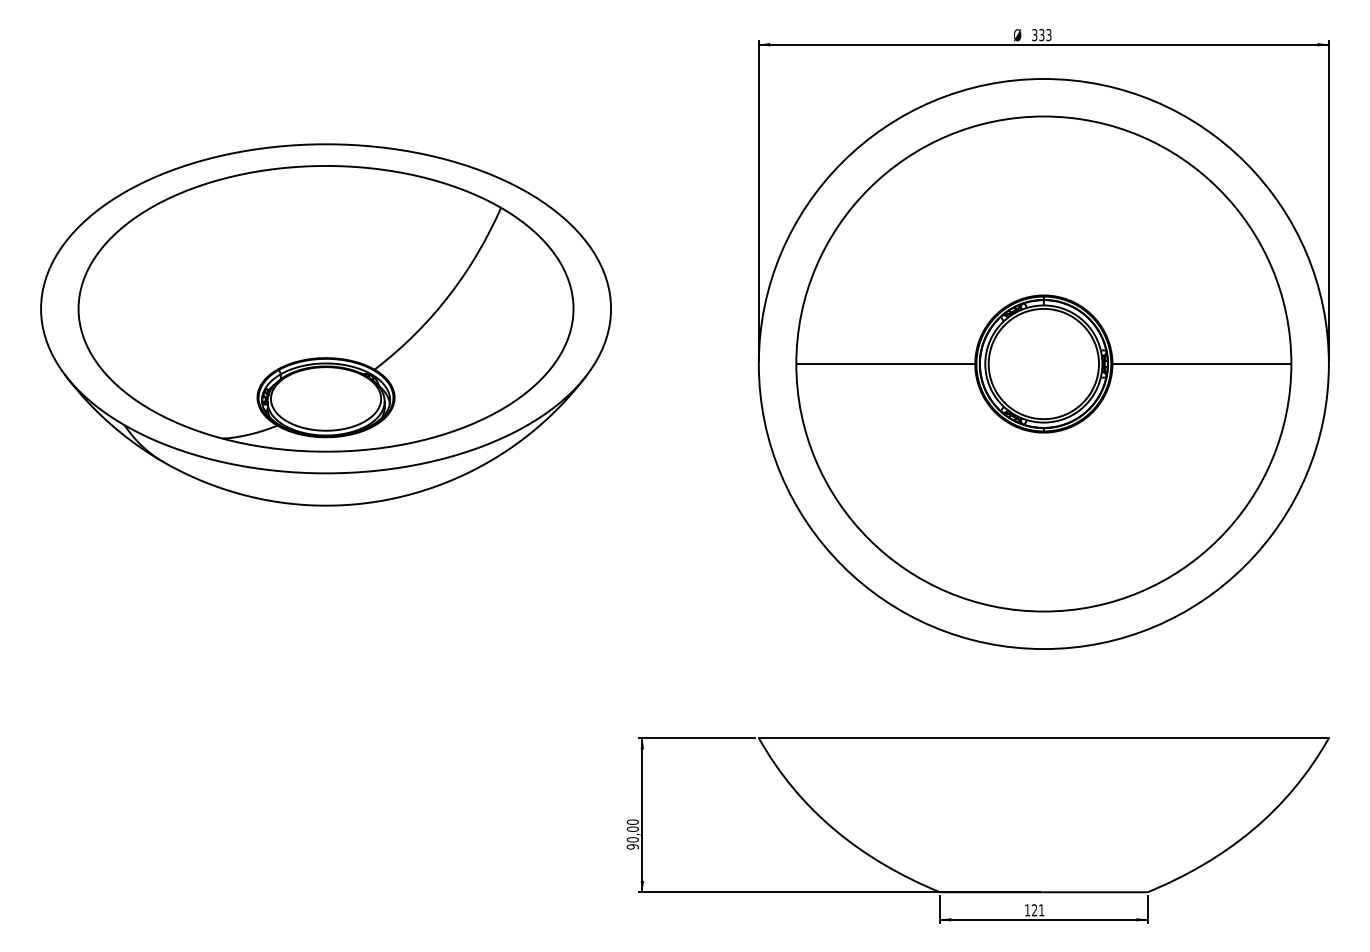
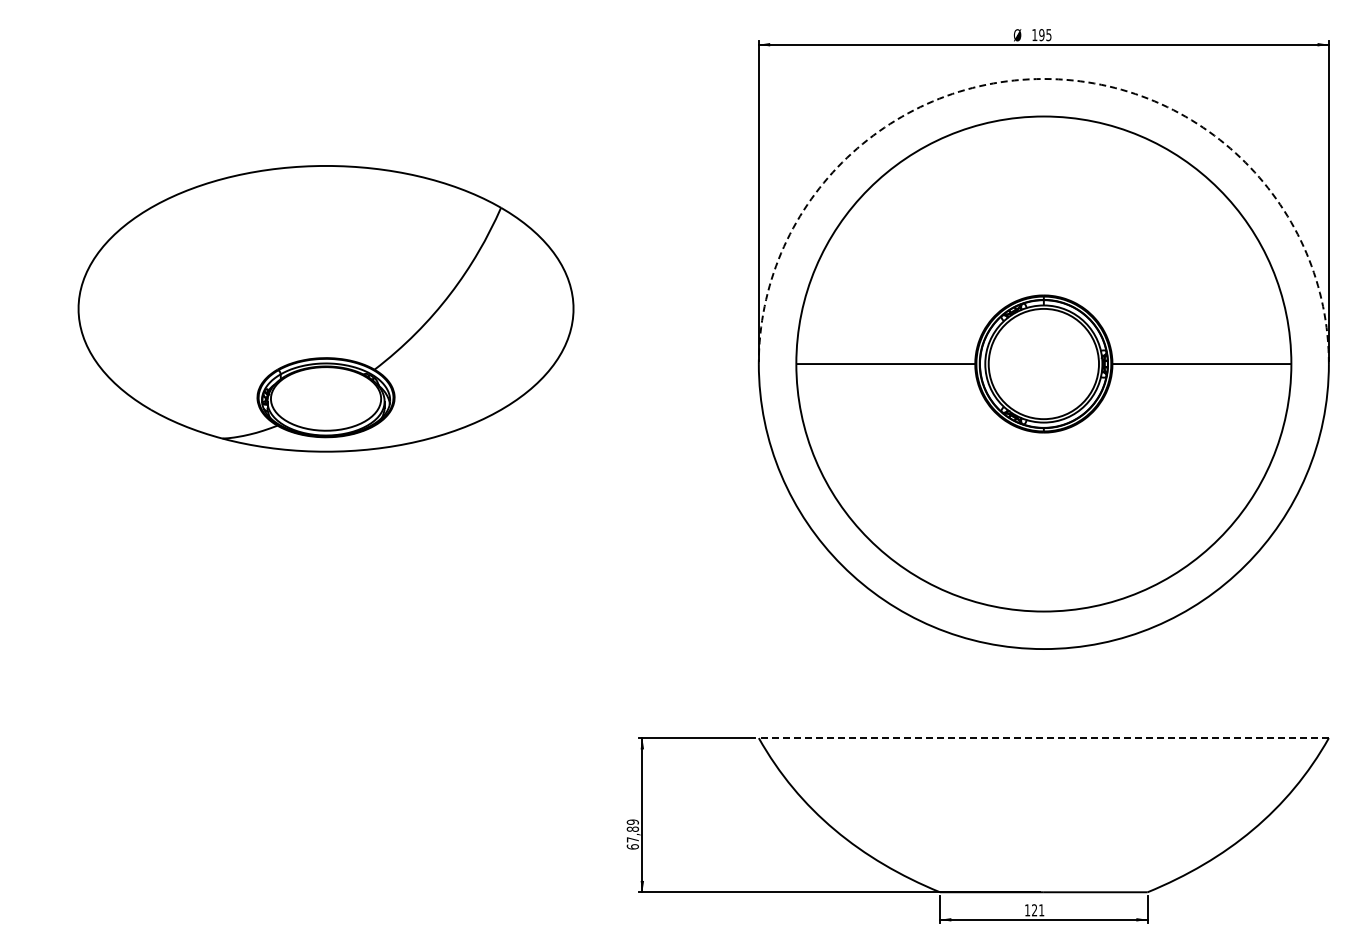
text: 333 -> 195 (1041, 35)
arc: solid -> dashed (1043, 79)
part: present -> none (325, 324)
line: solid -> dashed (1043, 738)
text: 90,00 -> 67,89 (632, 834)
